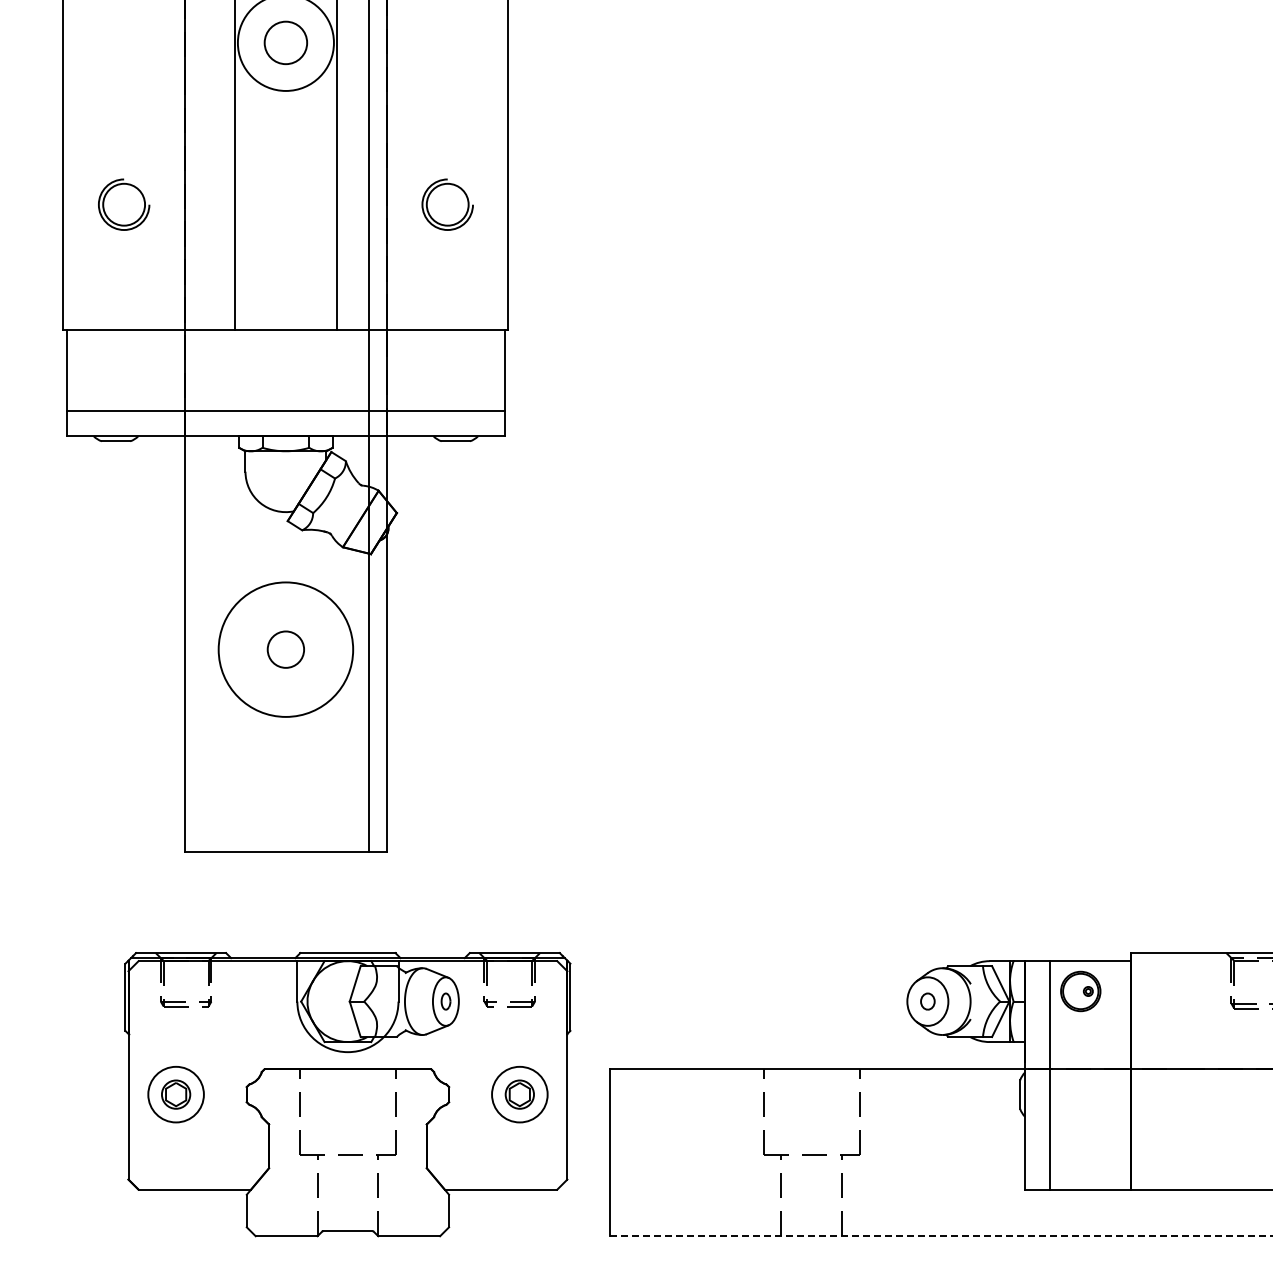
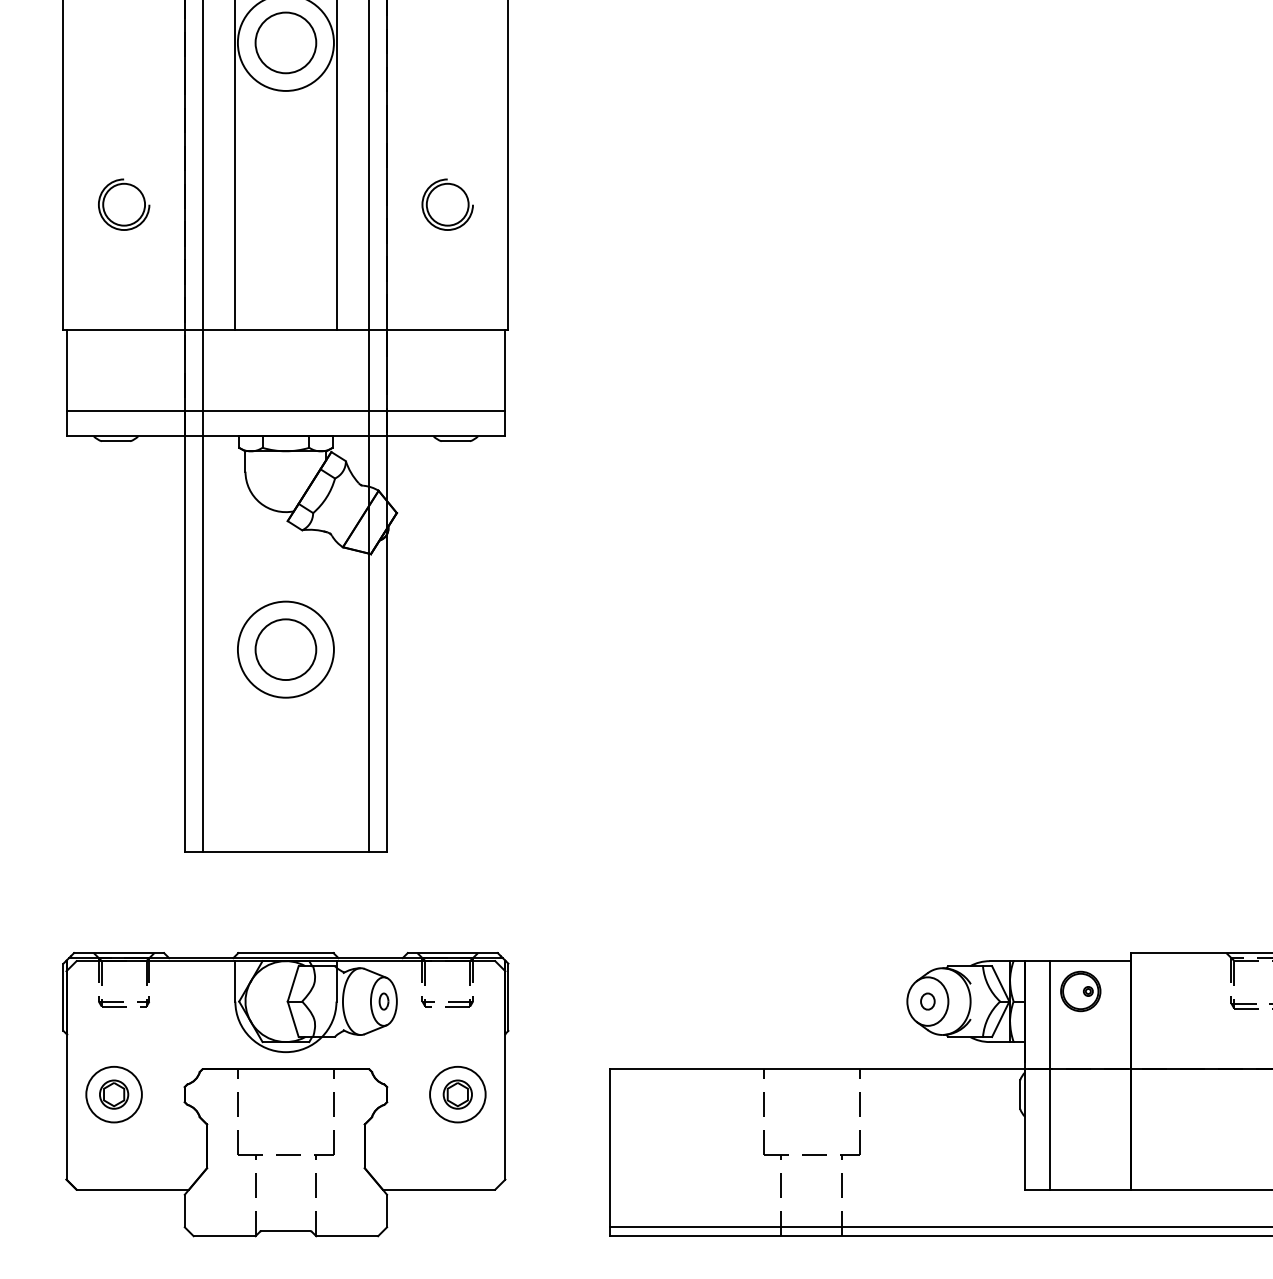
circle diameter: 42 px -> 61 px (285, 42)
line: none -> present (202, 426)
circle diameter: 134 px -> 96 px (285, 649)
circle diameter: 36 px -> 61 px (285, 649)
part position: (347, 1094) -> (285, 1094) (285, 1094)
line: none -> present (939, 1227)
line: dashed -> solid (941, 1236)
